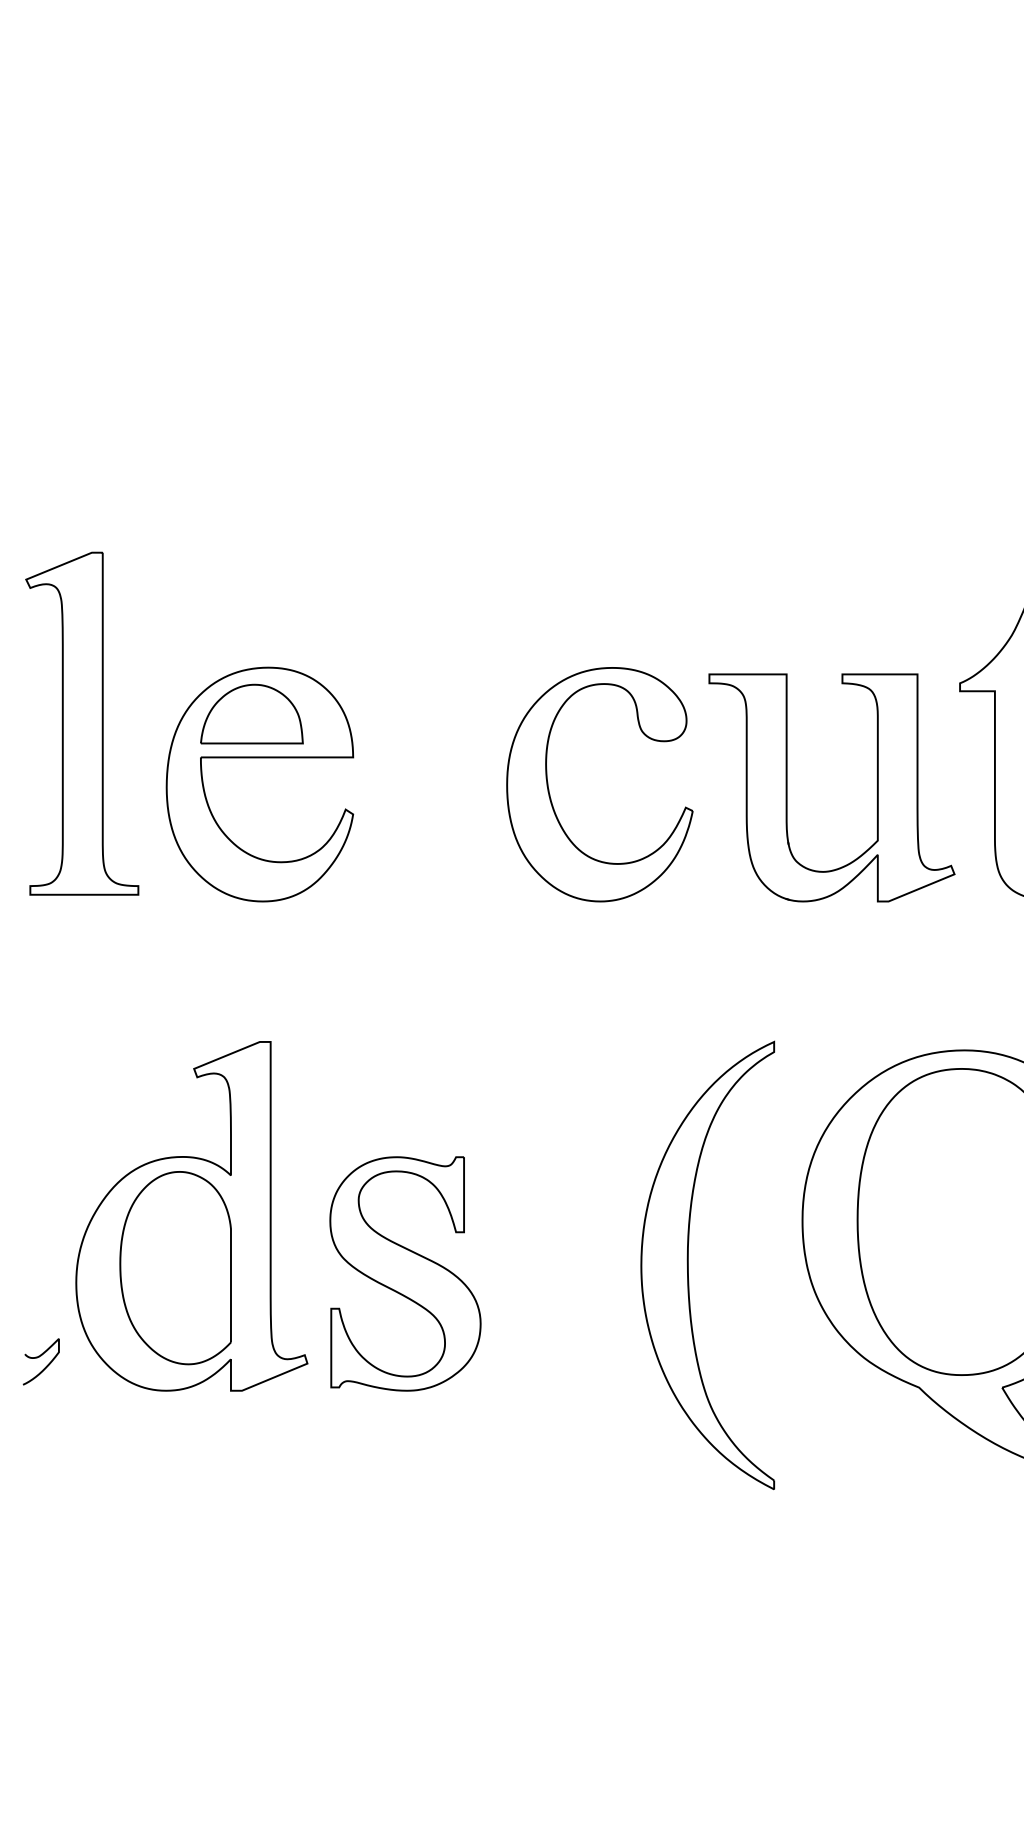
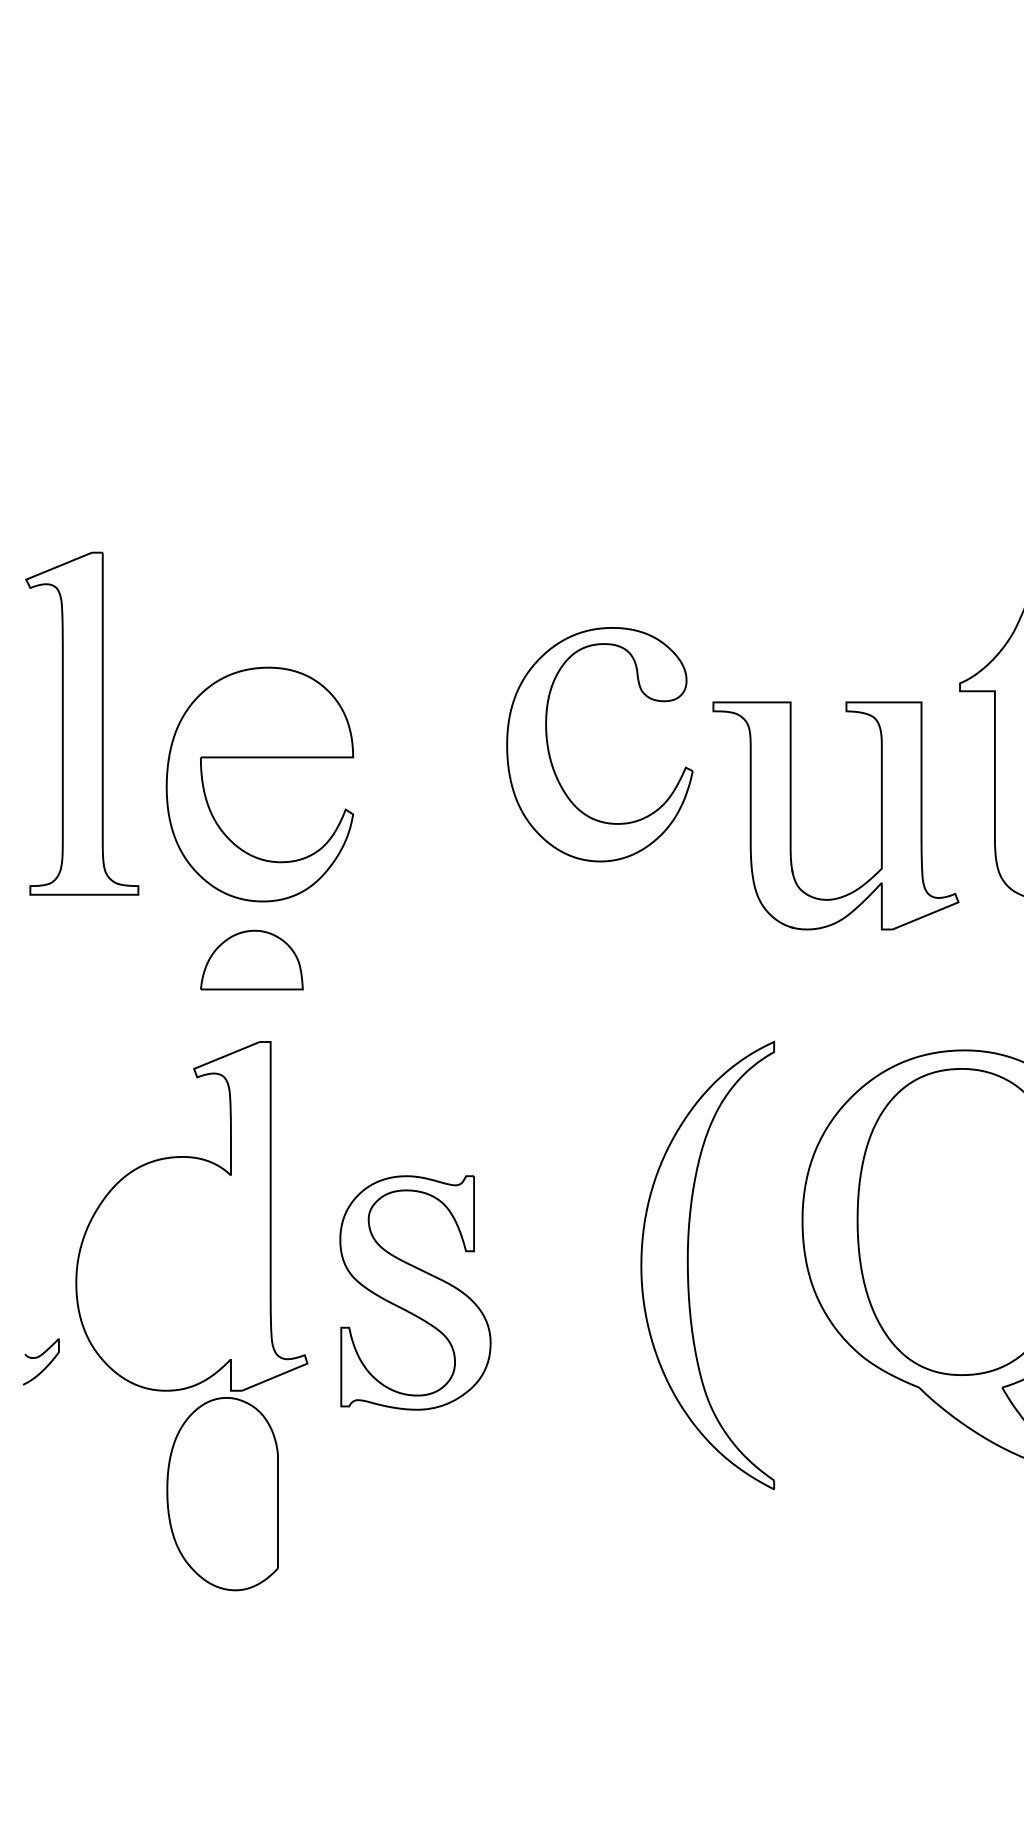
part position: (251, 713) -> (251, 959) (251, 959)
part position: (787, 787) -> (791, 815) (791, 815)
part position: (551, 798) -> (551, 758) (551, 758)
part position: (175, 1268) -> (222, 1494) (222, 1494)
part position: (405, 1273) -> (415, 1292) (415, 1292)
